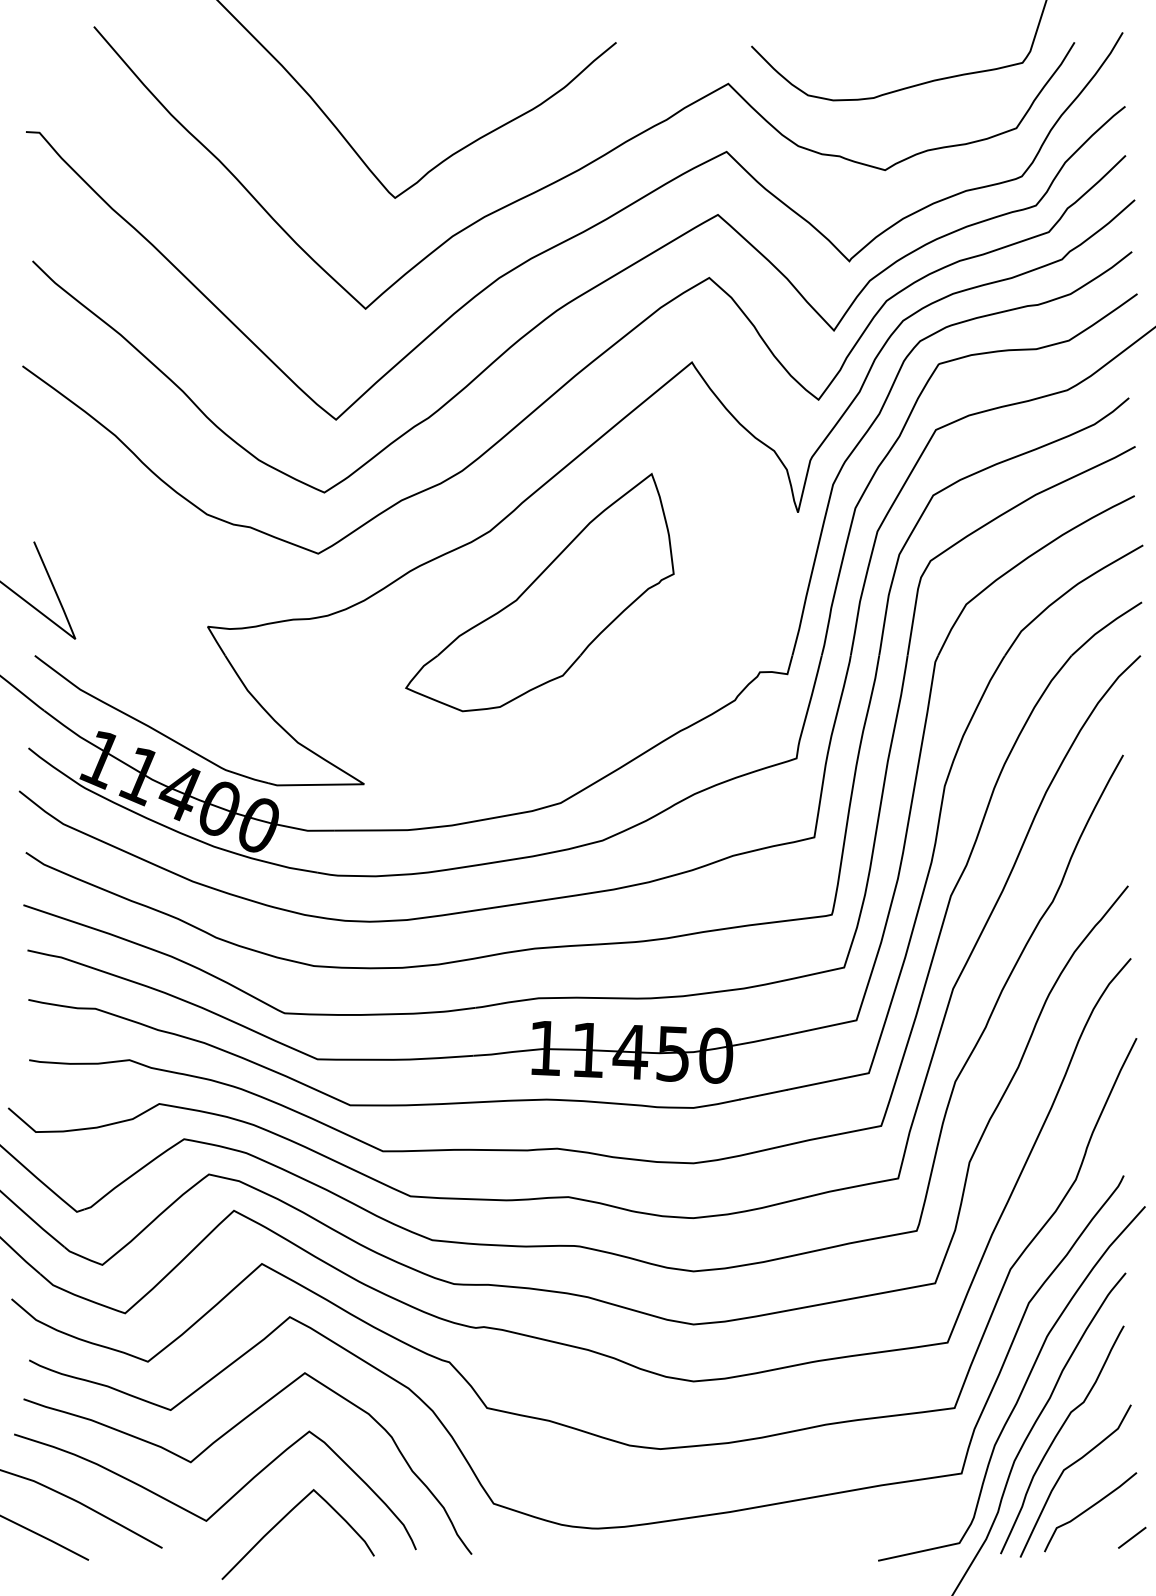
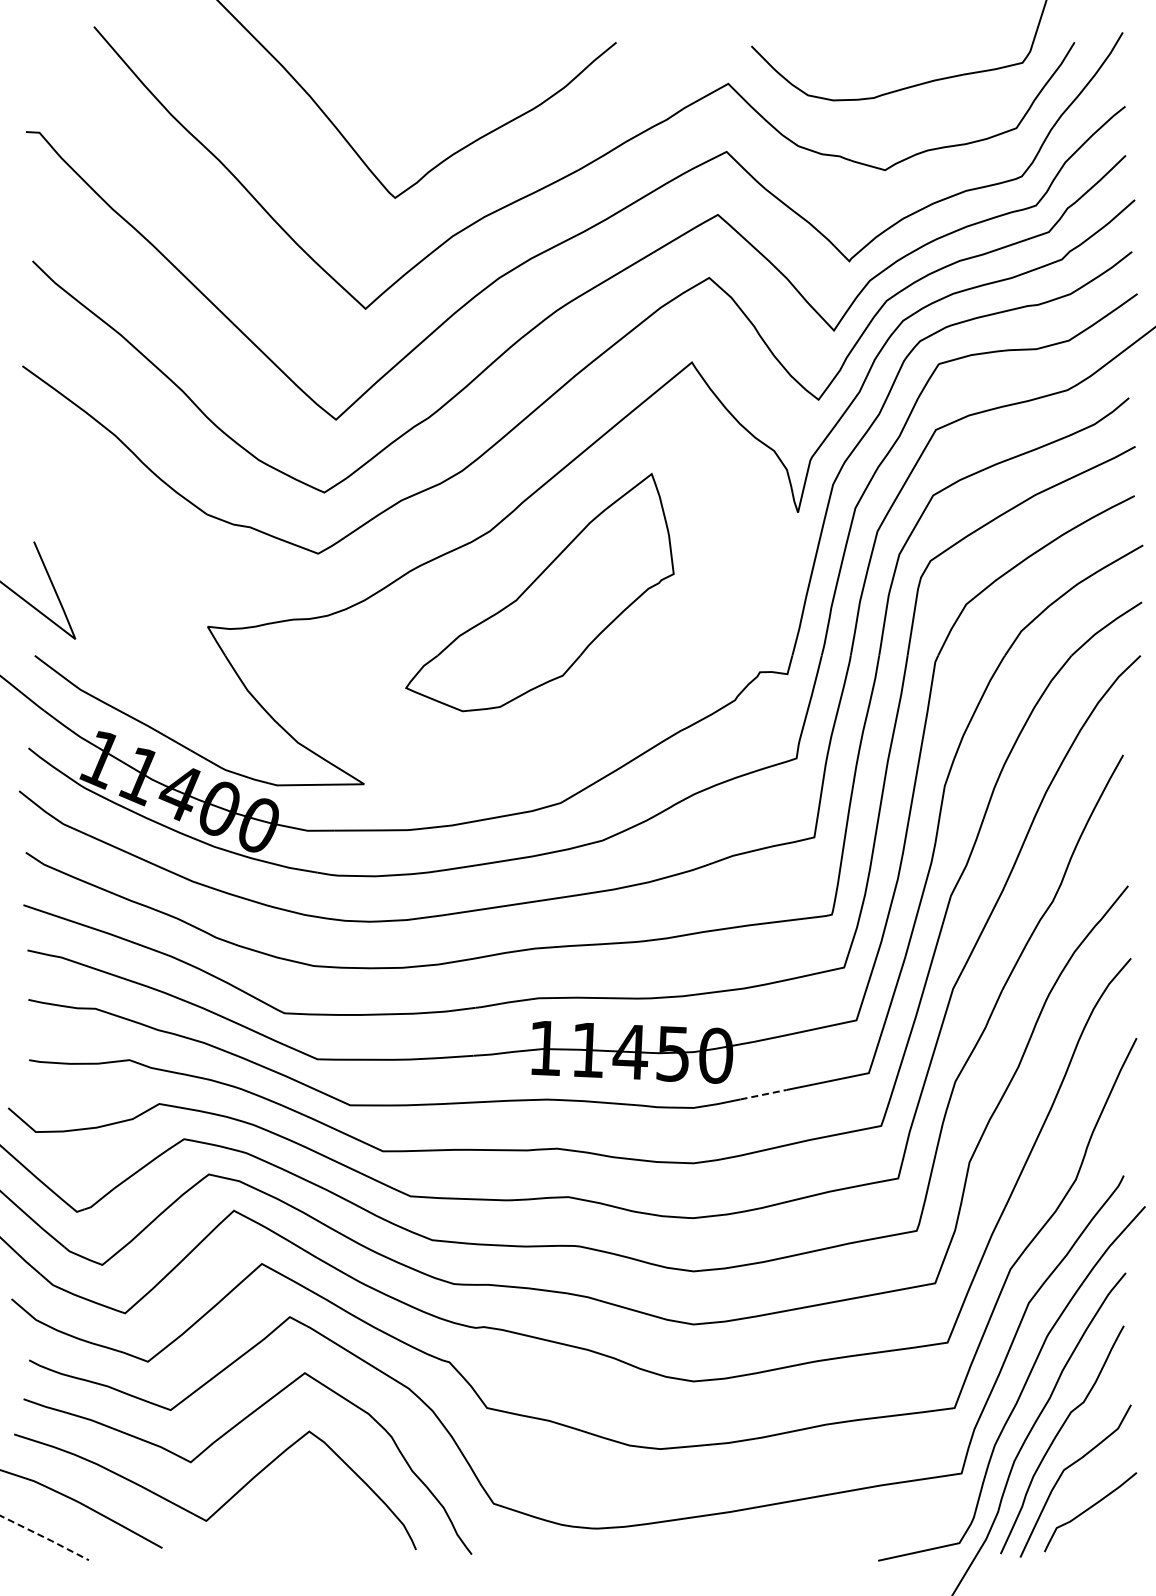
line: solid -> dashed (763, 1094)
curve: present -> none (283, 1519)
line: present -> none (1132, 1537)
line: solid -> dashed (45, 1538)
